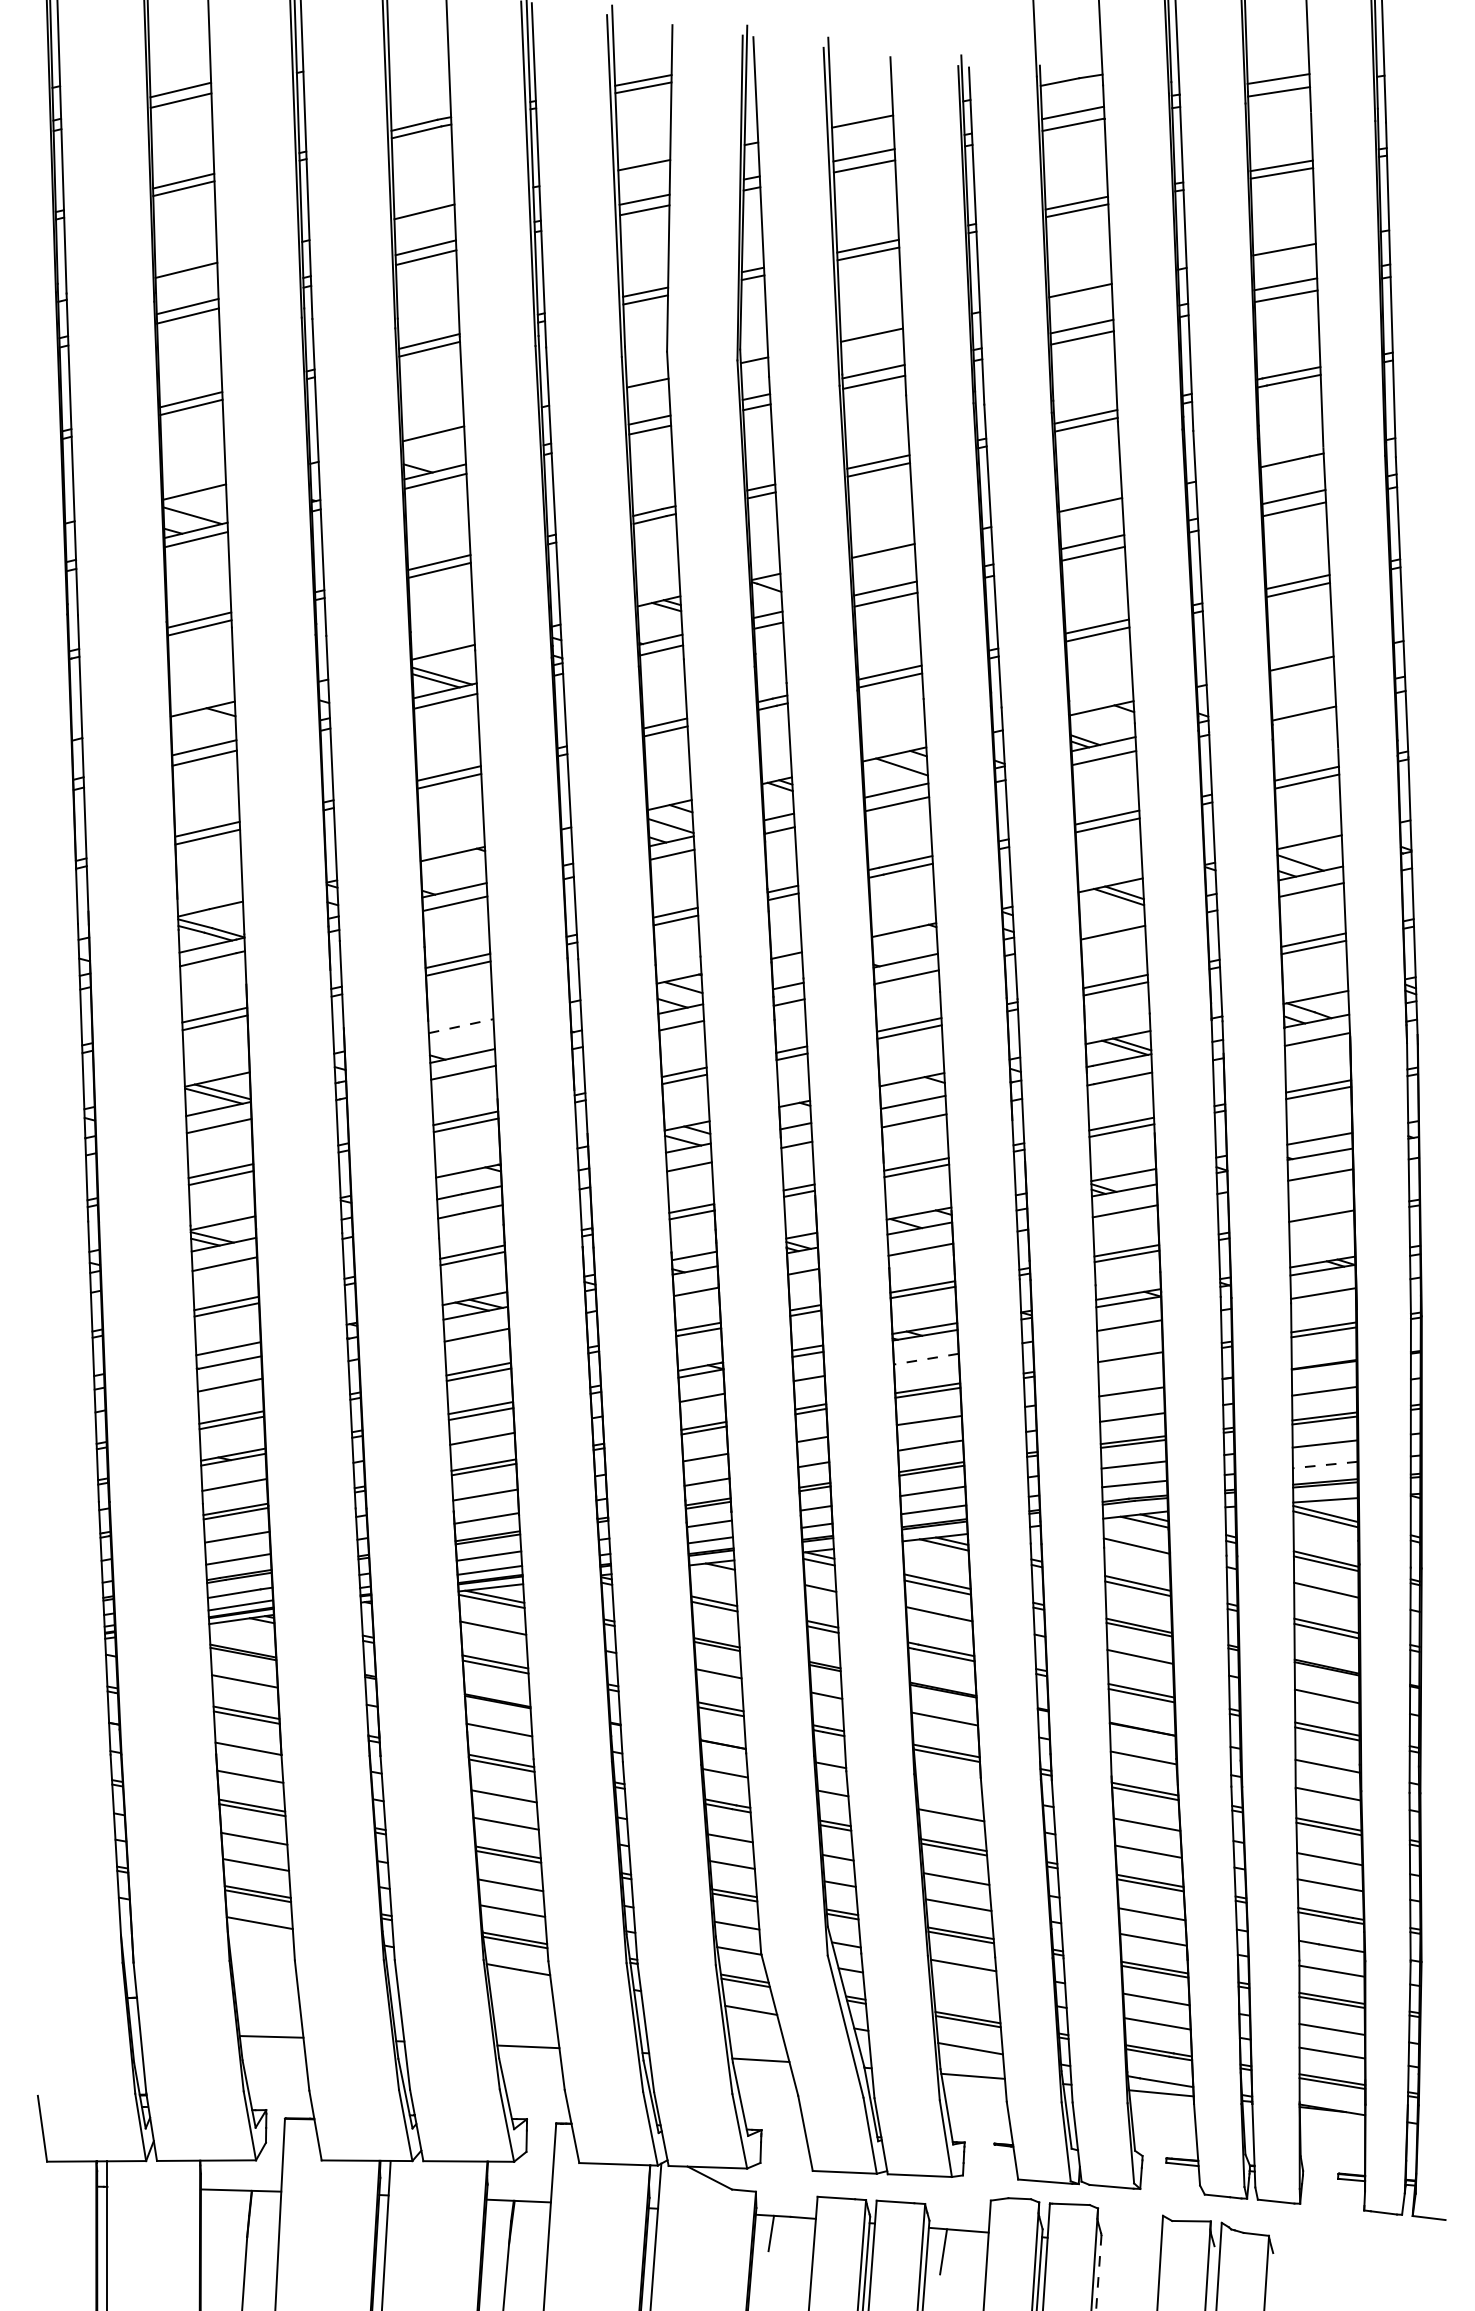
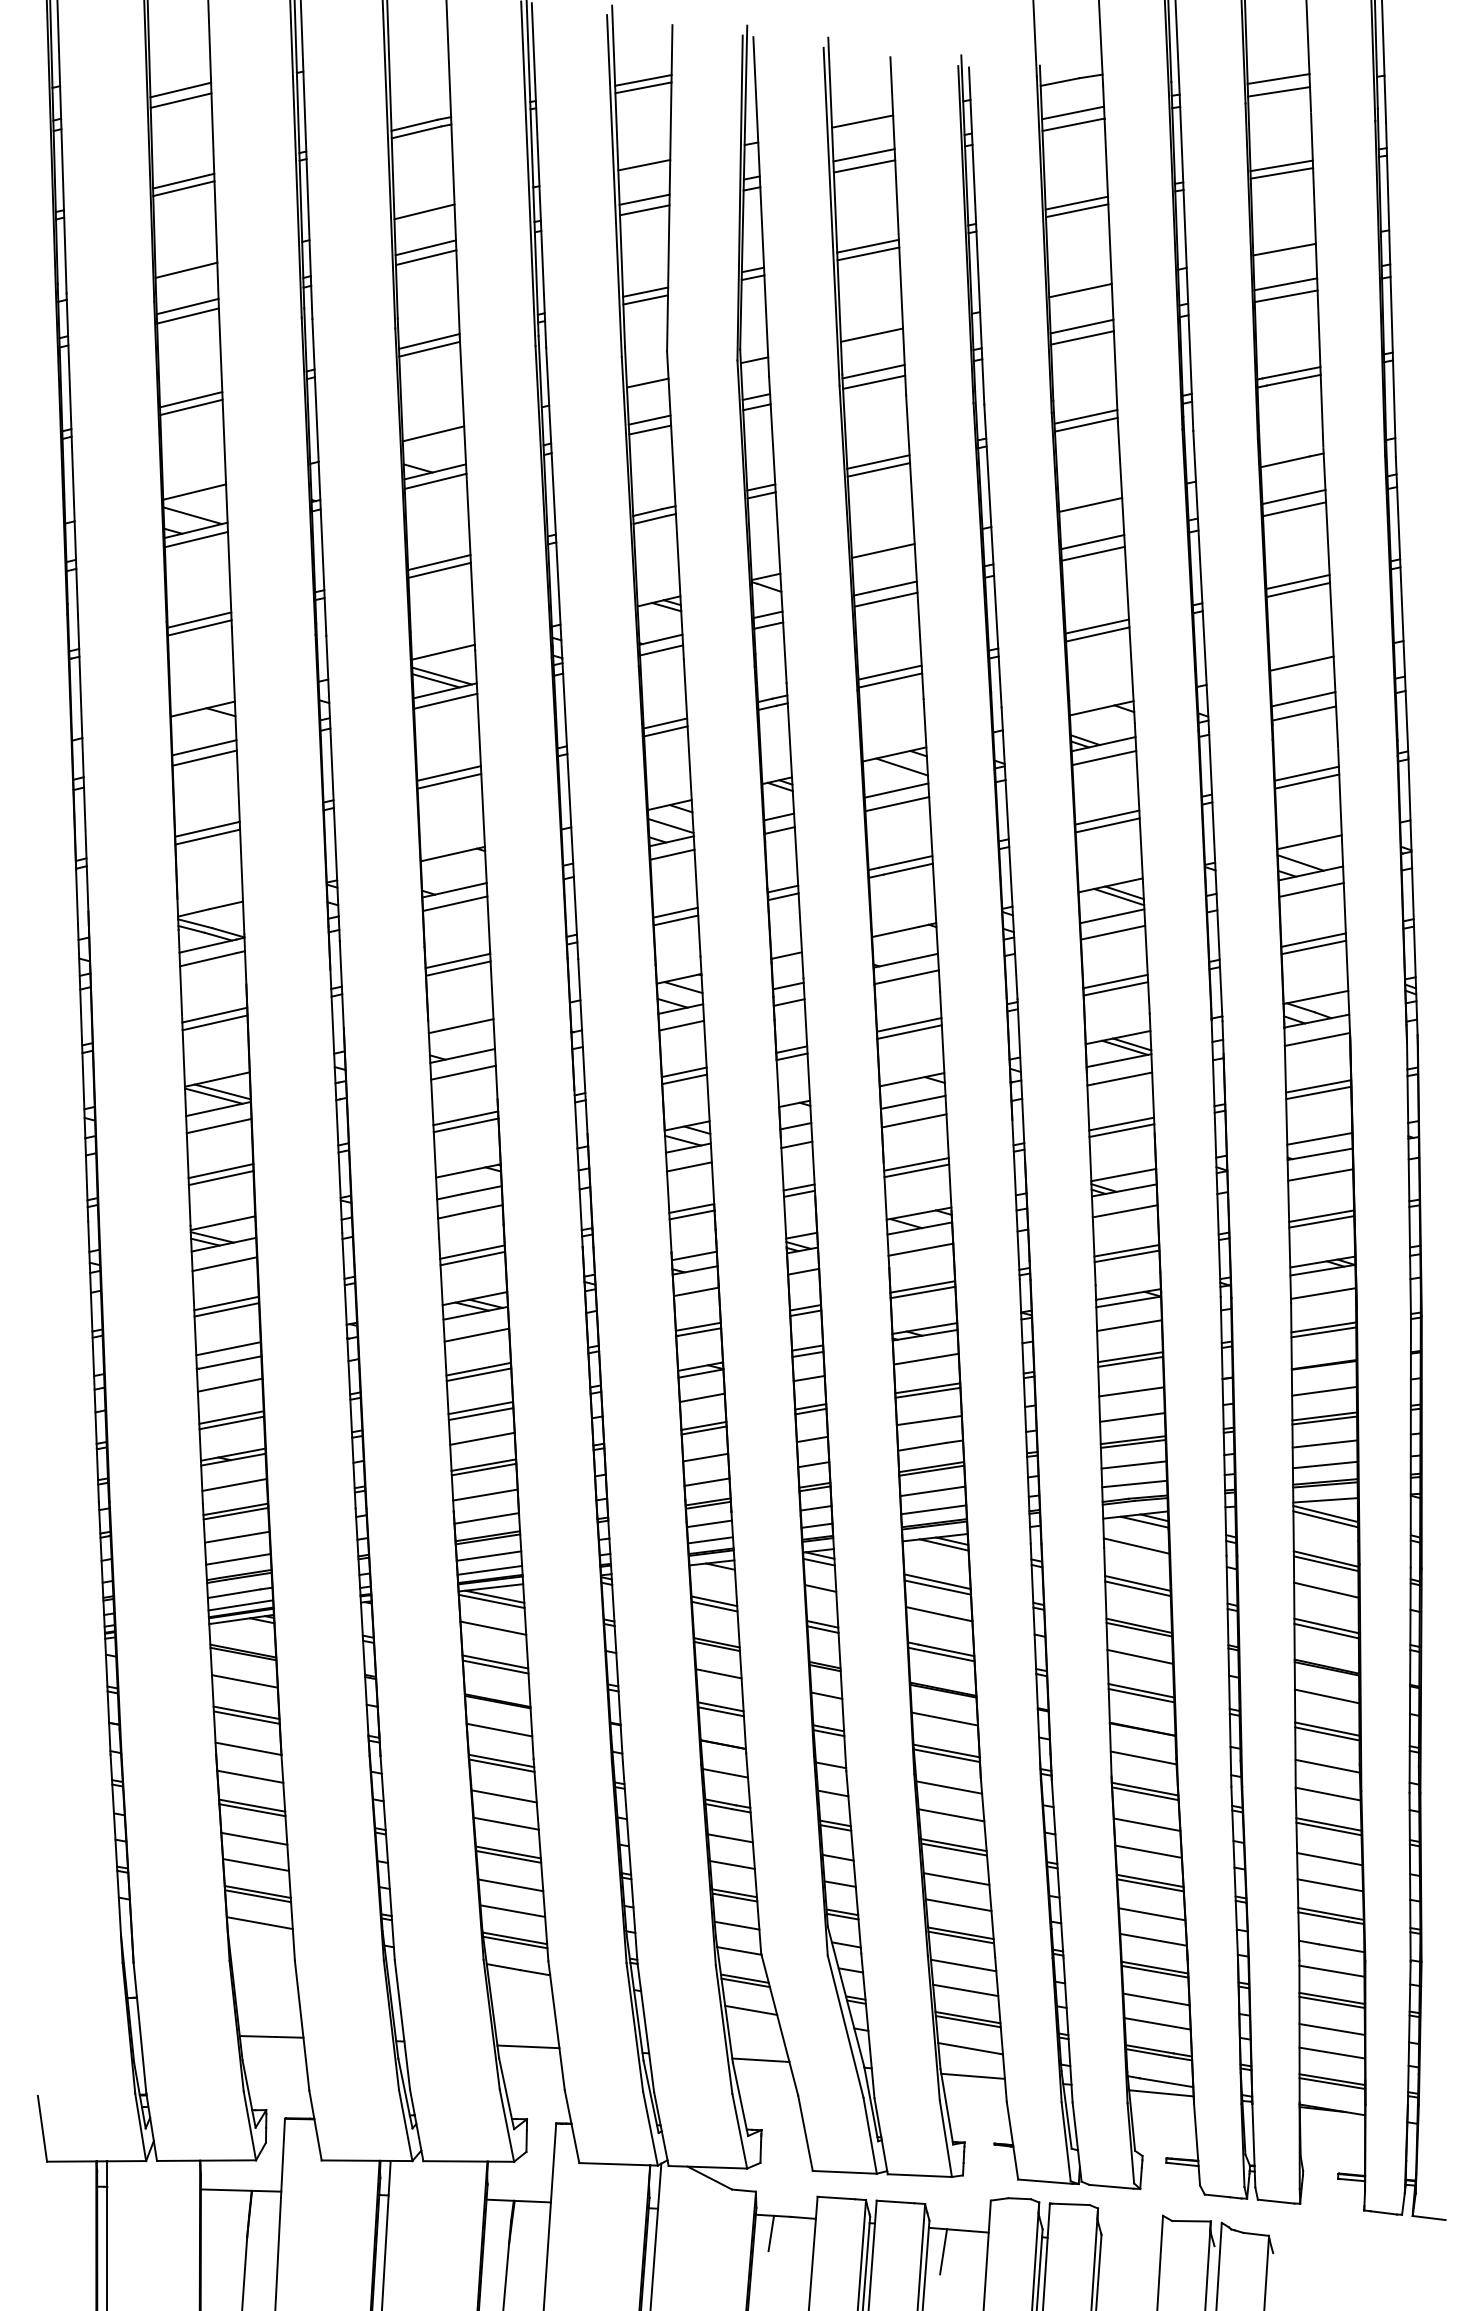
line: none -> present (1303, 699)
line: none -> present (1112, 916)
line: dashed -> solid (461, 1026)
line: none -> present (1321, 1221)
line: dashed -> solid (926, 1359)
line: none -> present (1130, 1361)
line: dashed -> solid (1324, 1465)
line: none -> present (949, 1787)
line: none -> present (965, 1990)
line: dashed -> solid (1098, 2272)
